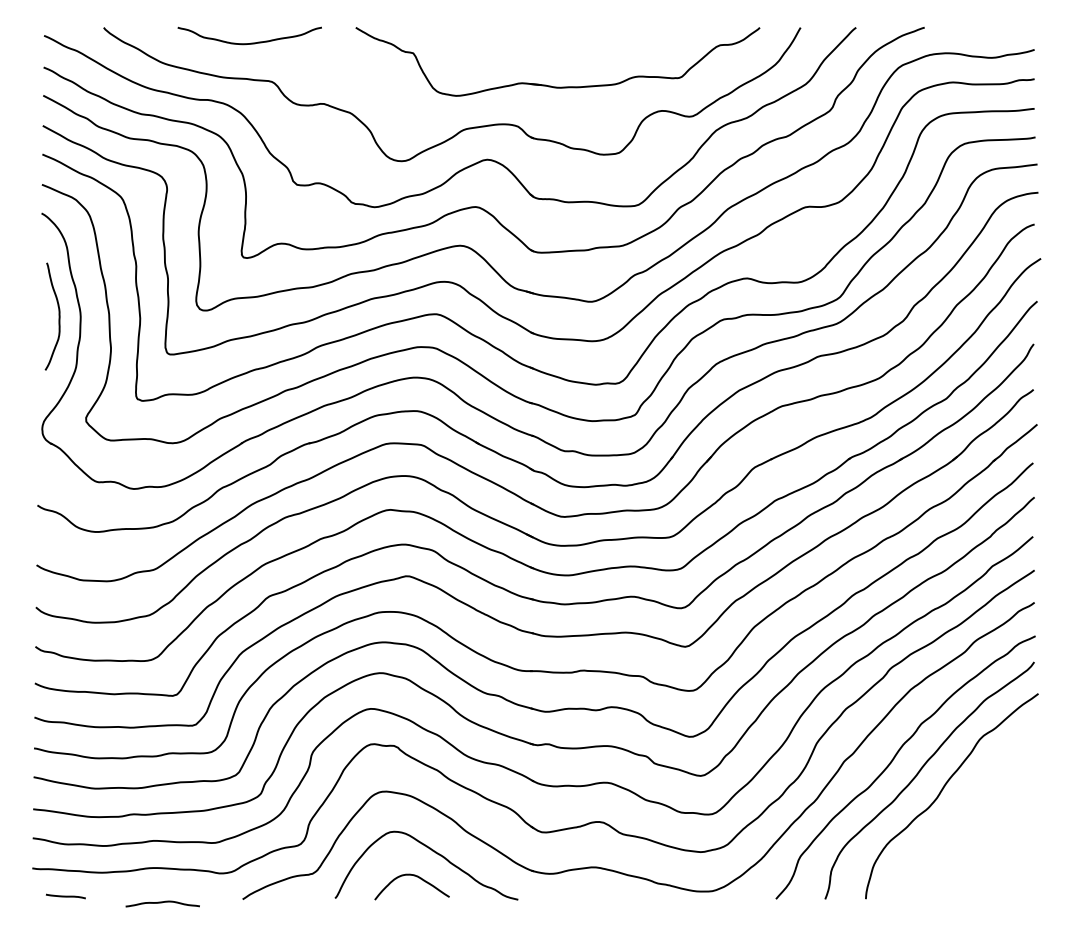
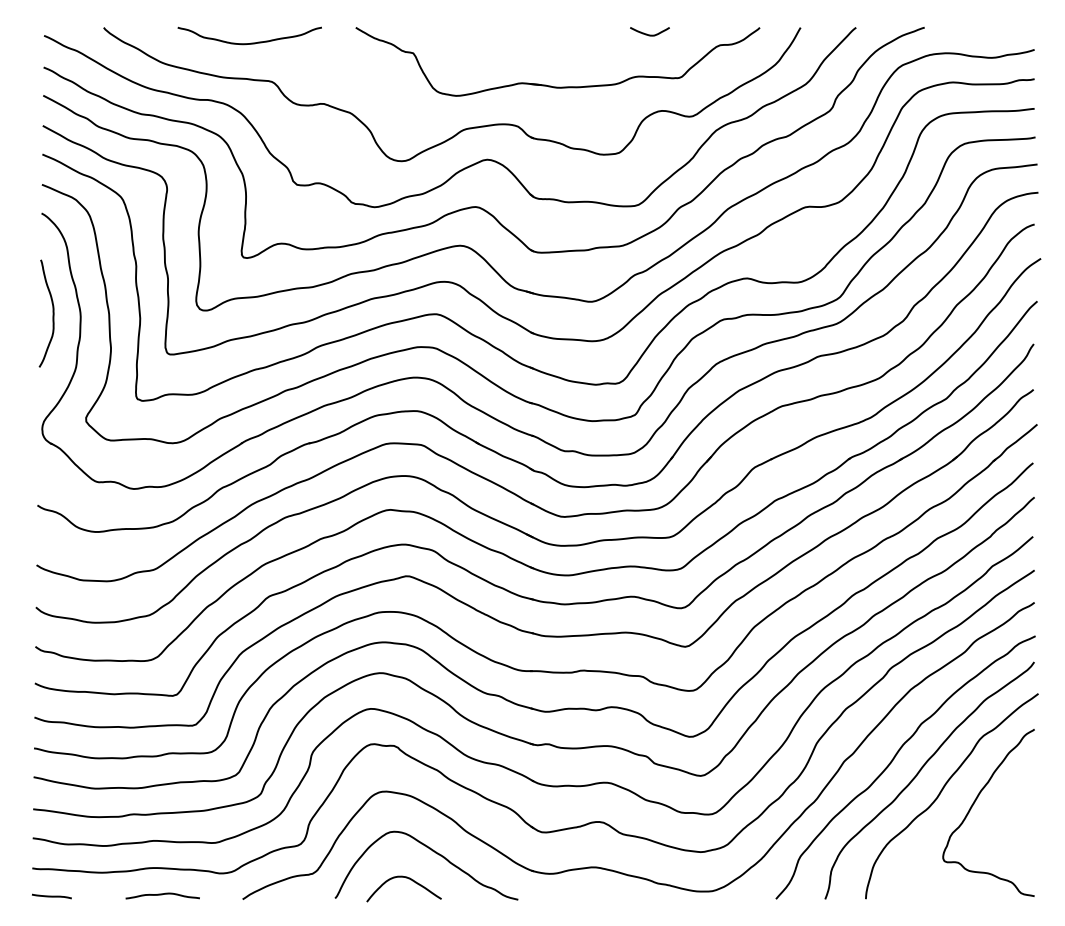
curve: none -> present (649, 34)
curve position: (58, 316) -> (52, 313) (52, 313)
curve: none -> present (974, 804)
curve position: (413, 876) -> (405, 878) (405, 878)
line position: (65, 896) -> (51, 896) (51, 896)
curve position: (162, 903) -> (162, 895) (162, 895)
